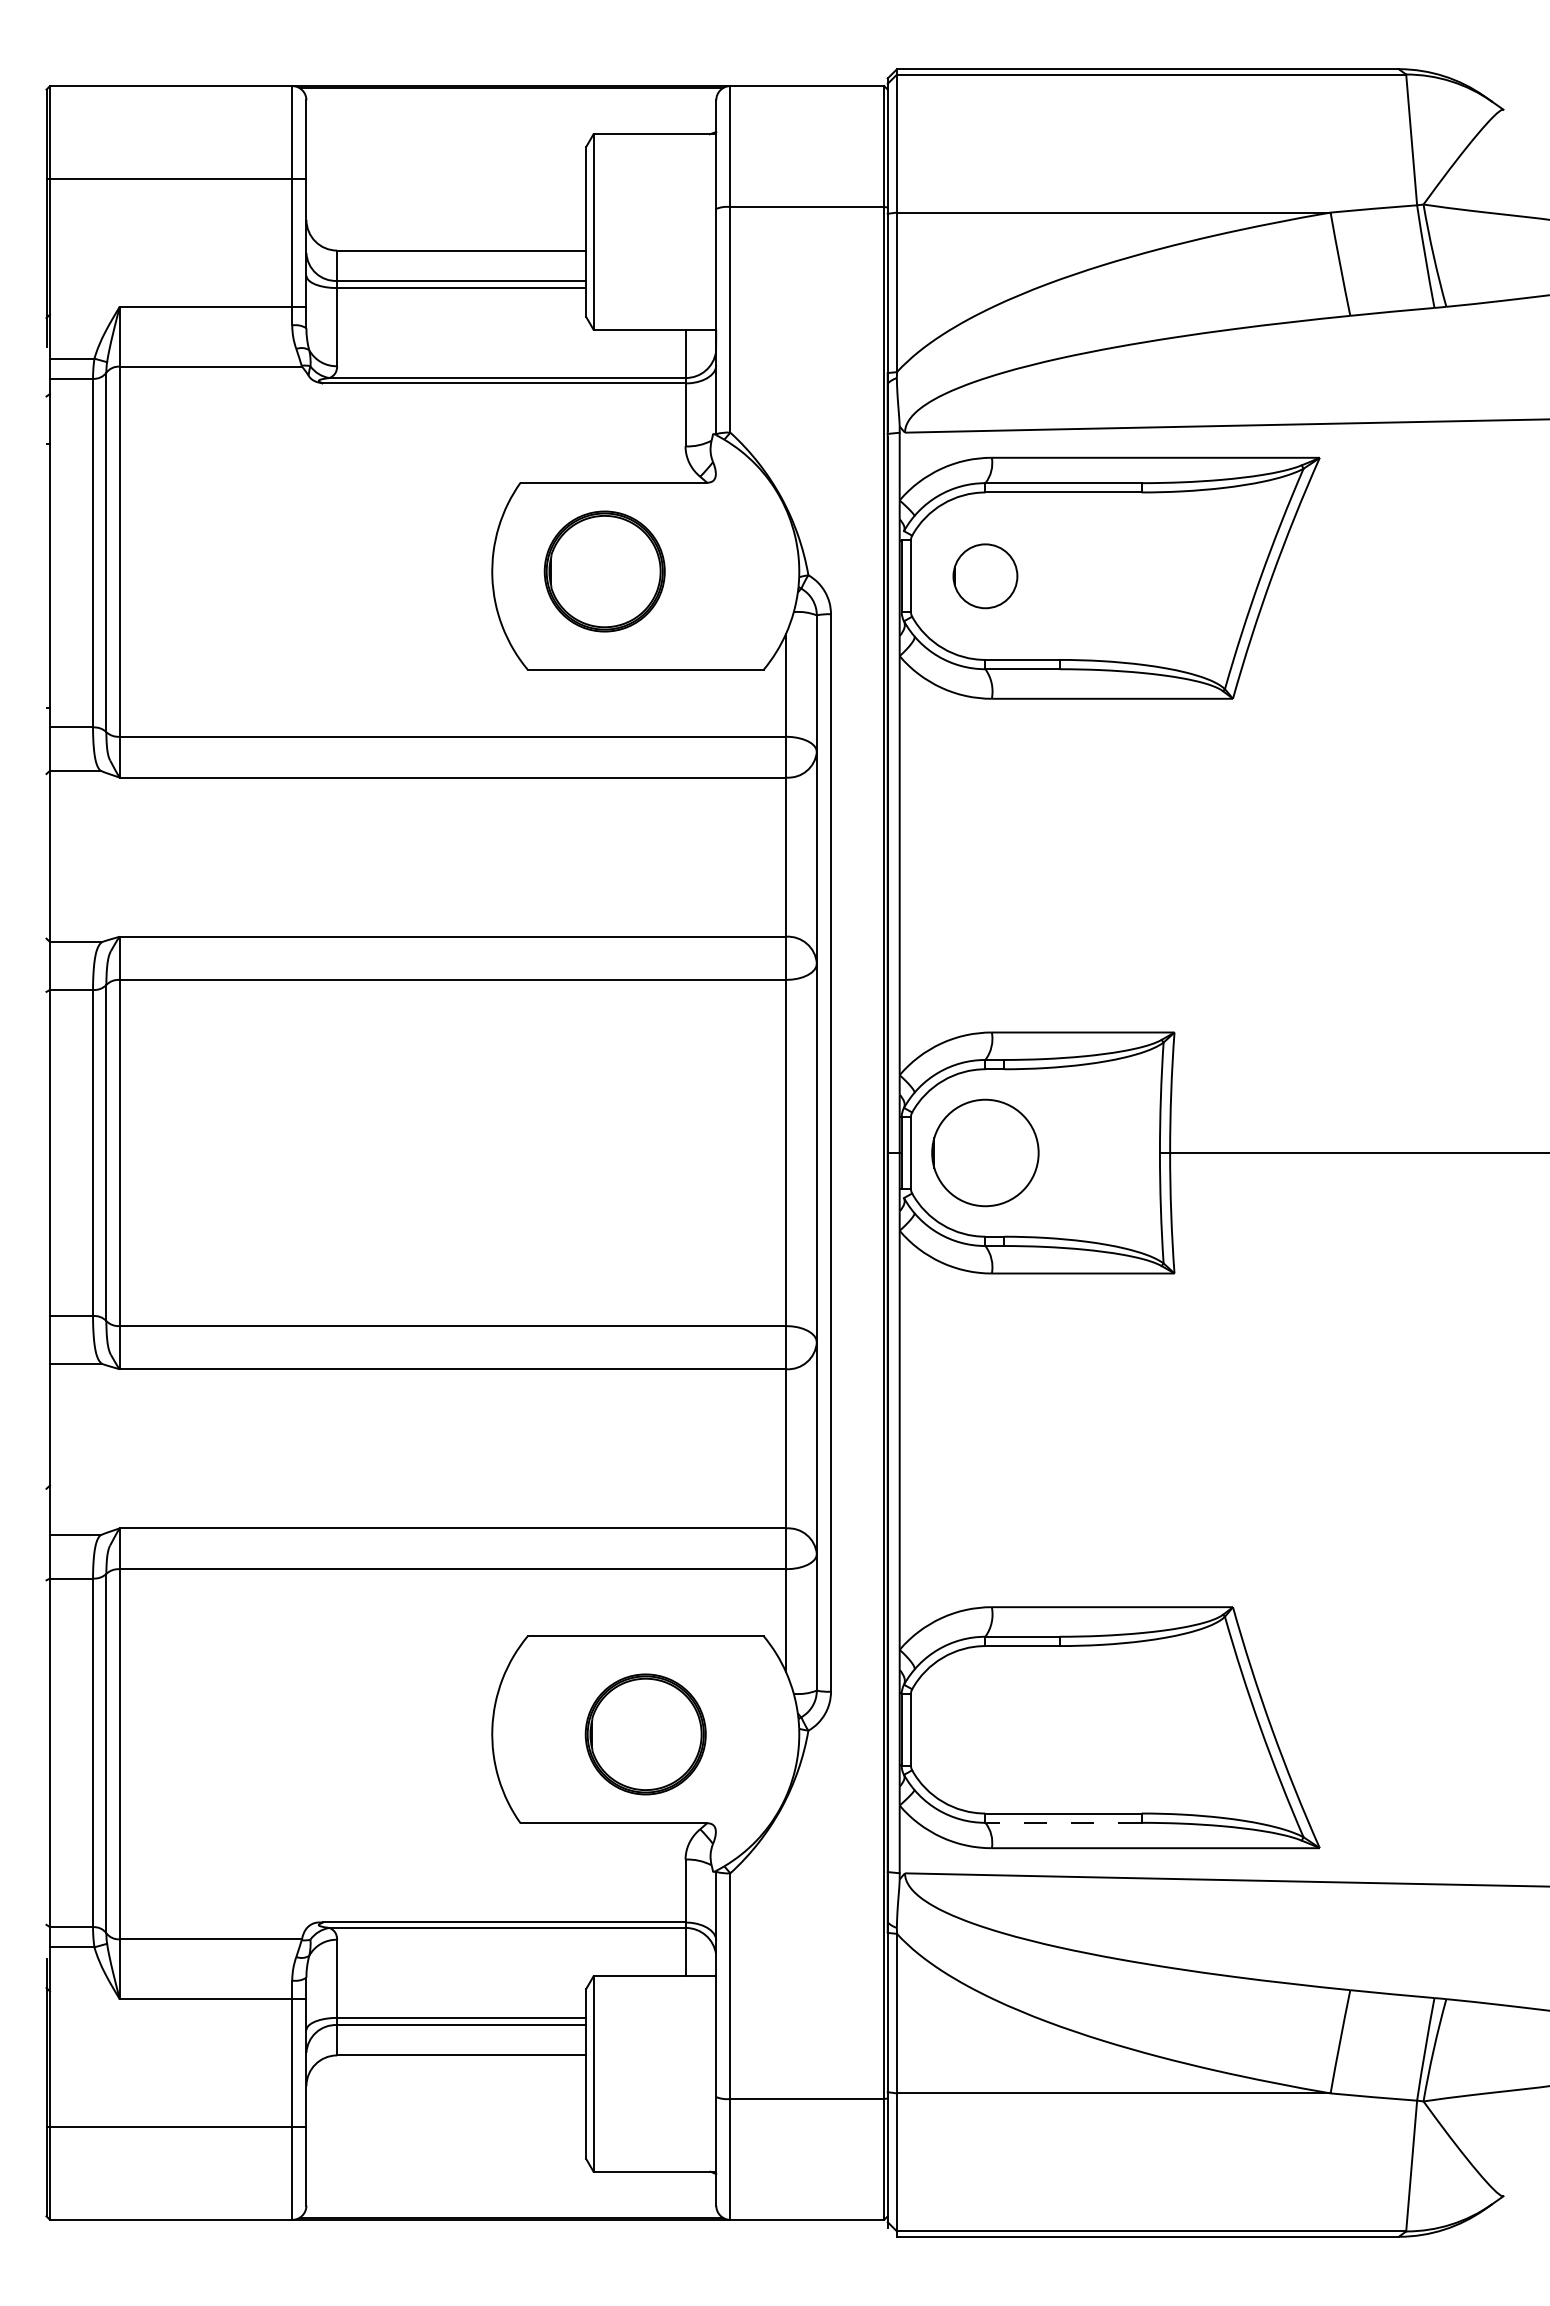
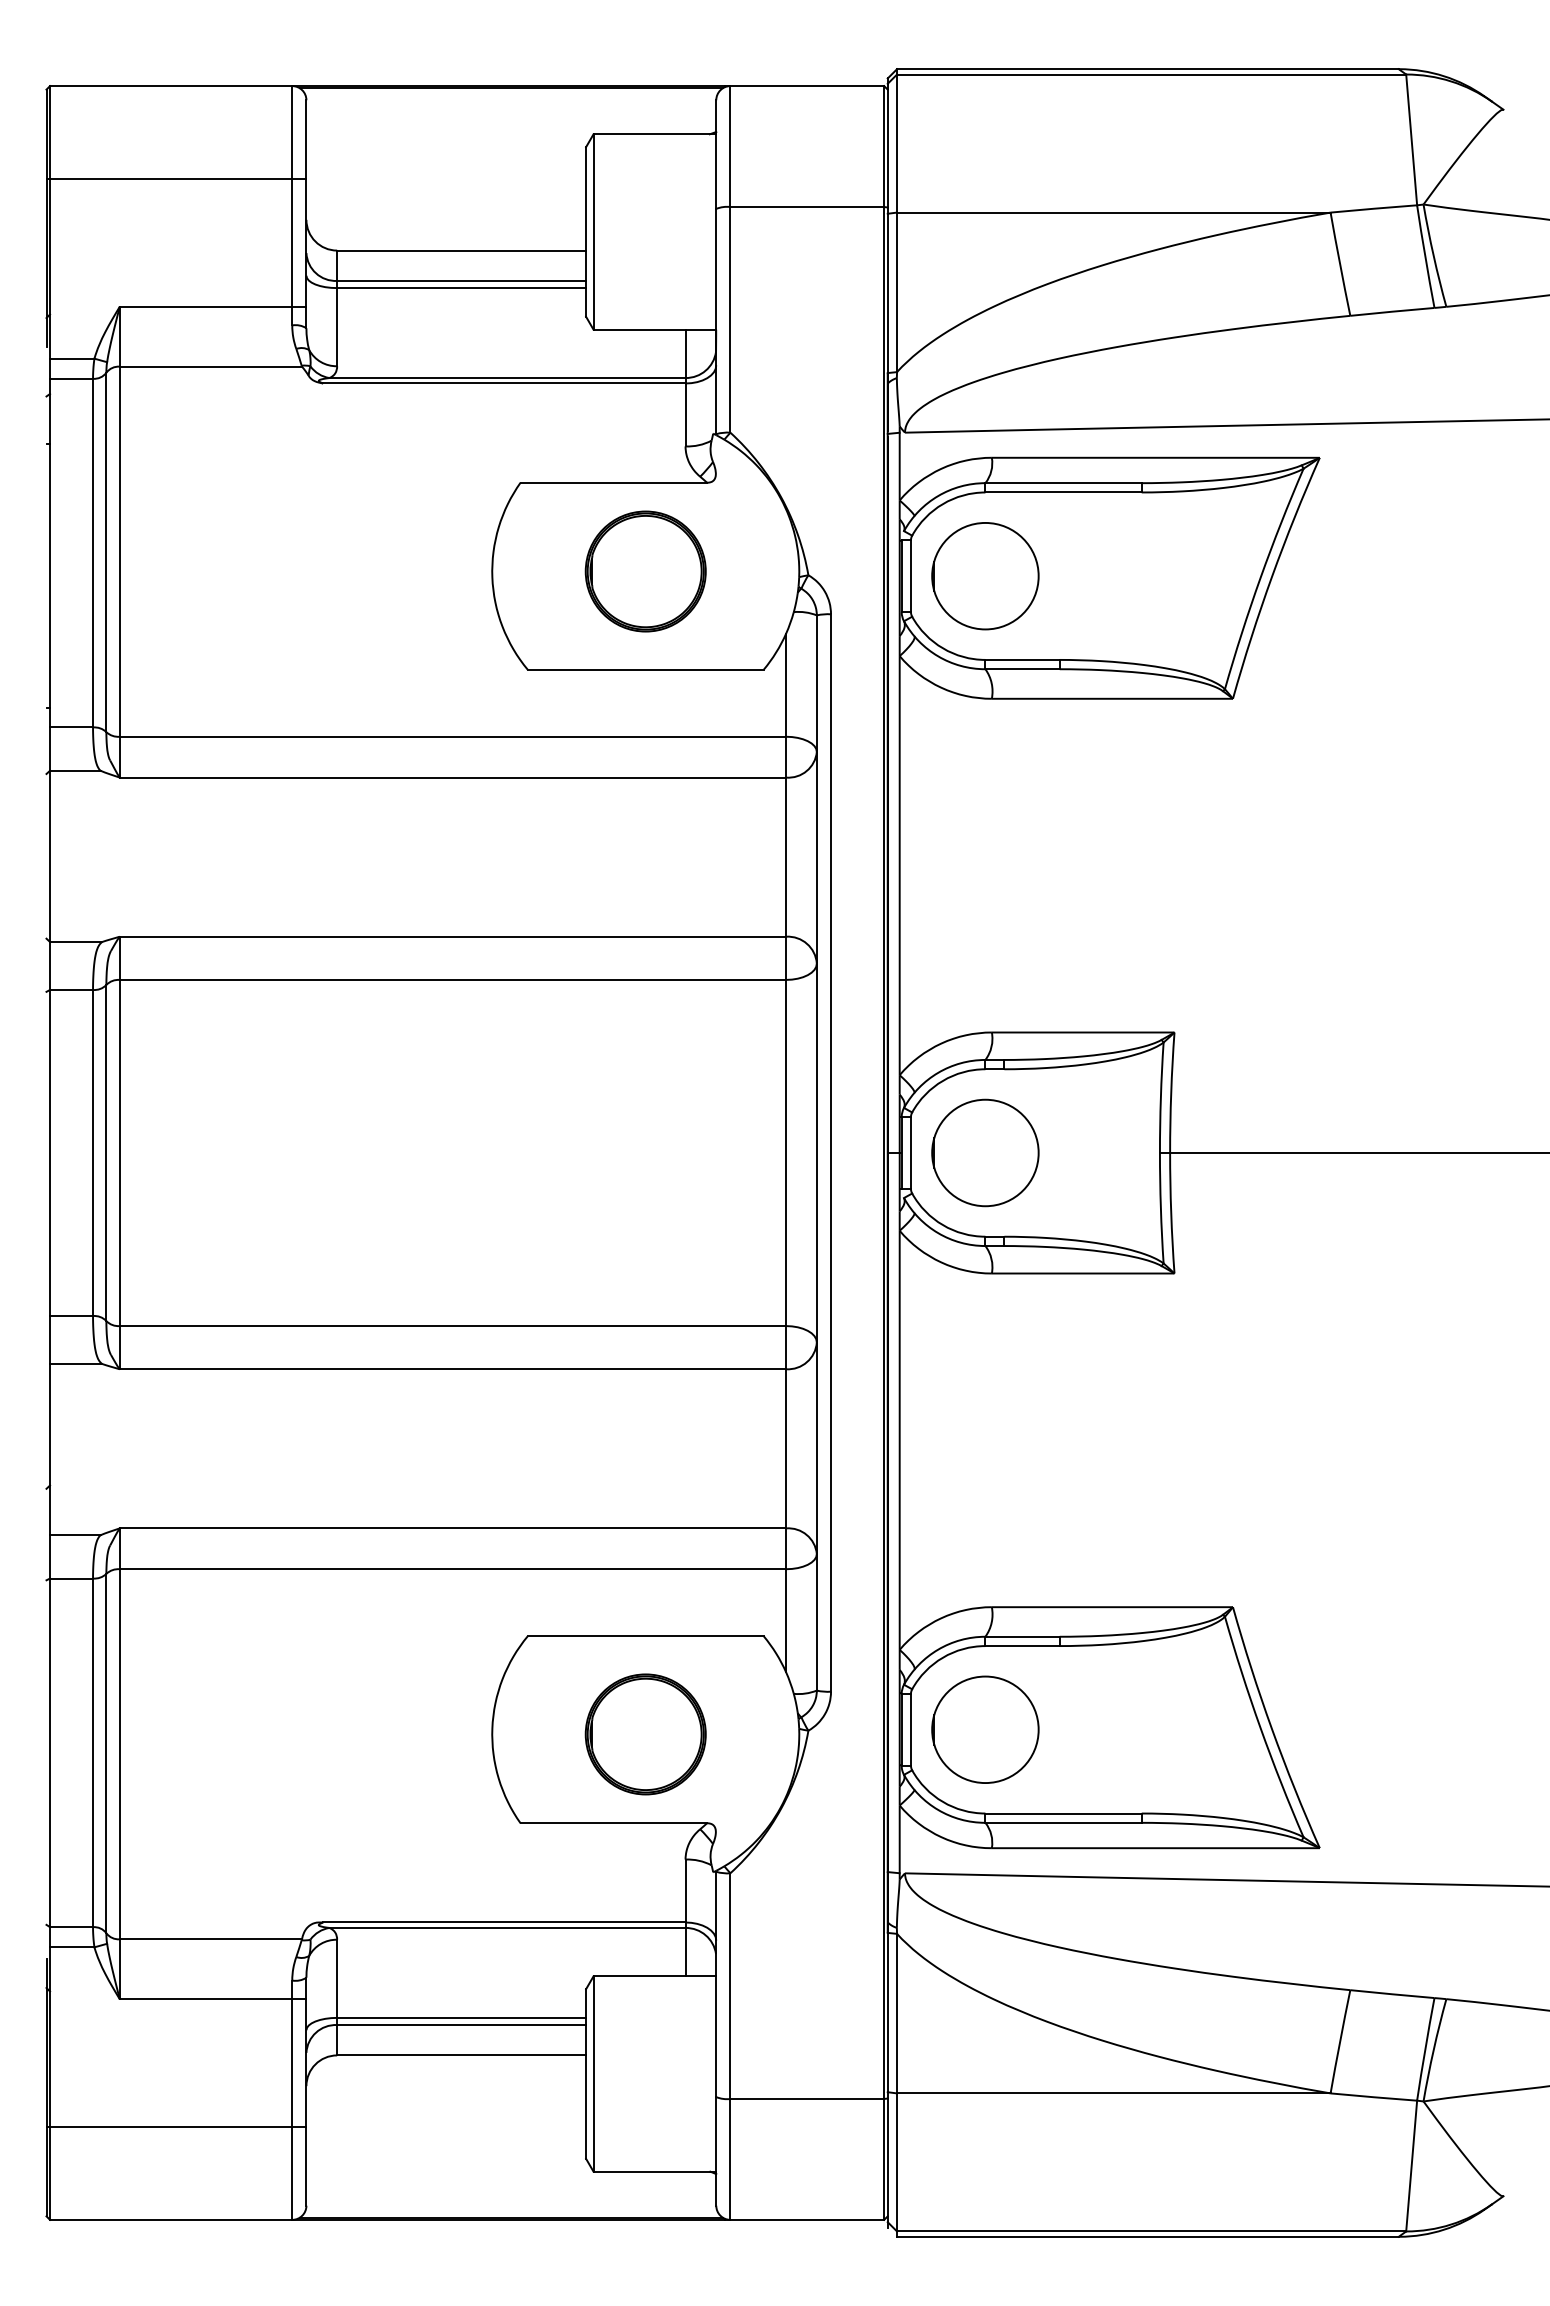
part position: (604, 571) -> (645, 571) (645, 571)
circle size: 67x67 px -> 109x109 px (985, 576)
circle: none -> present (985, 1729)
line: dashed -> solid (1063, 1822)
